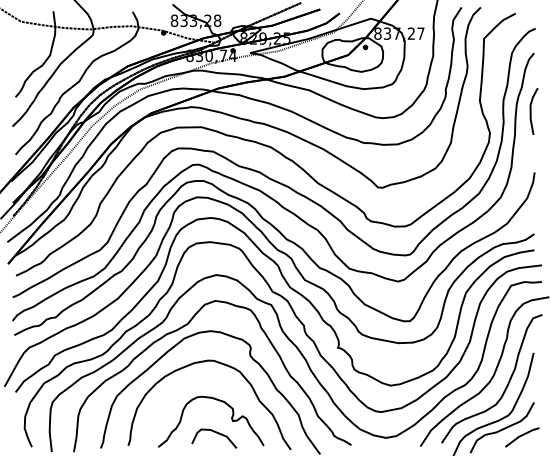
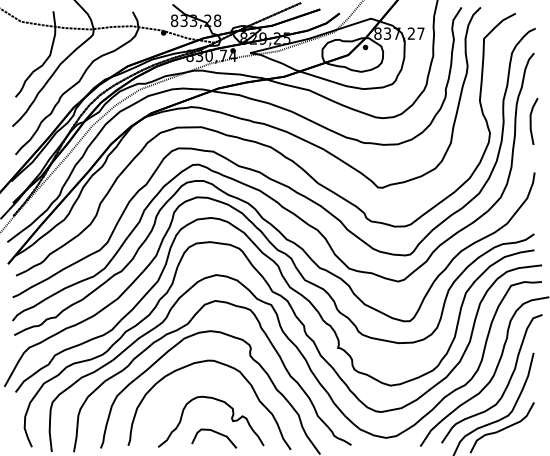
line position: (531, 111) -> (531, 121) (531, 121)
line: present -> none (522, 436)
